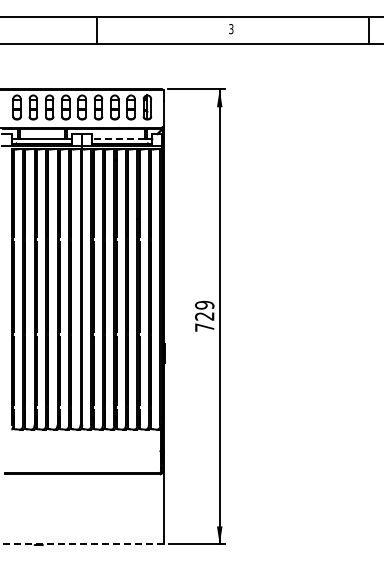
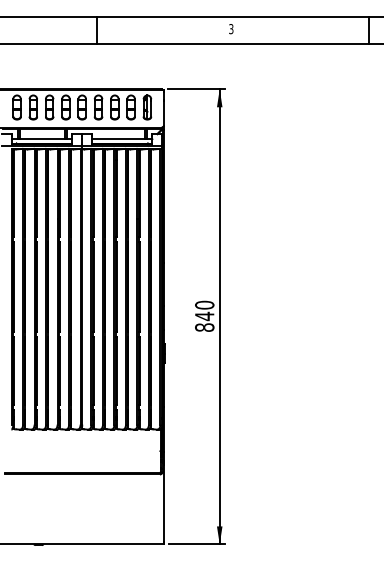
line: dashed -> solid (117, 139)
text: 729 -> 840 (204, 316)
line: dashed -> solid (81, 544)
